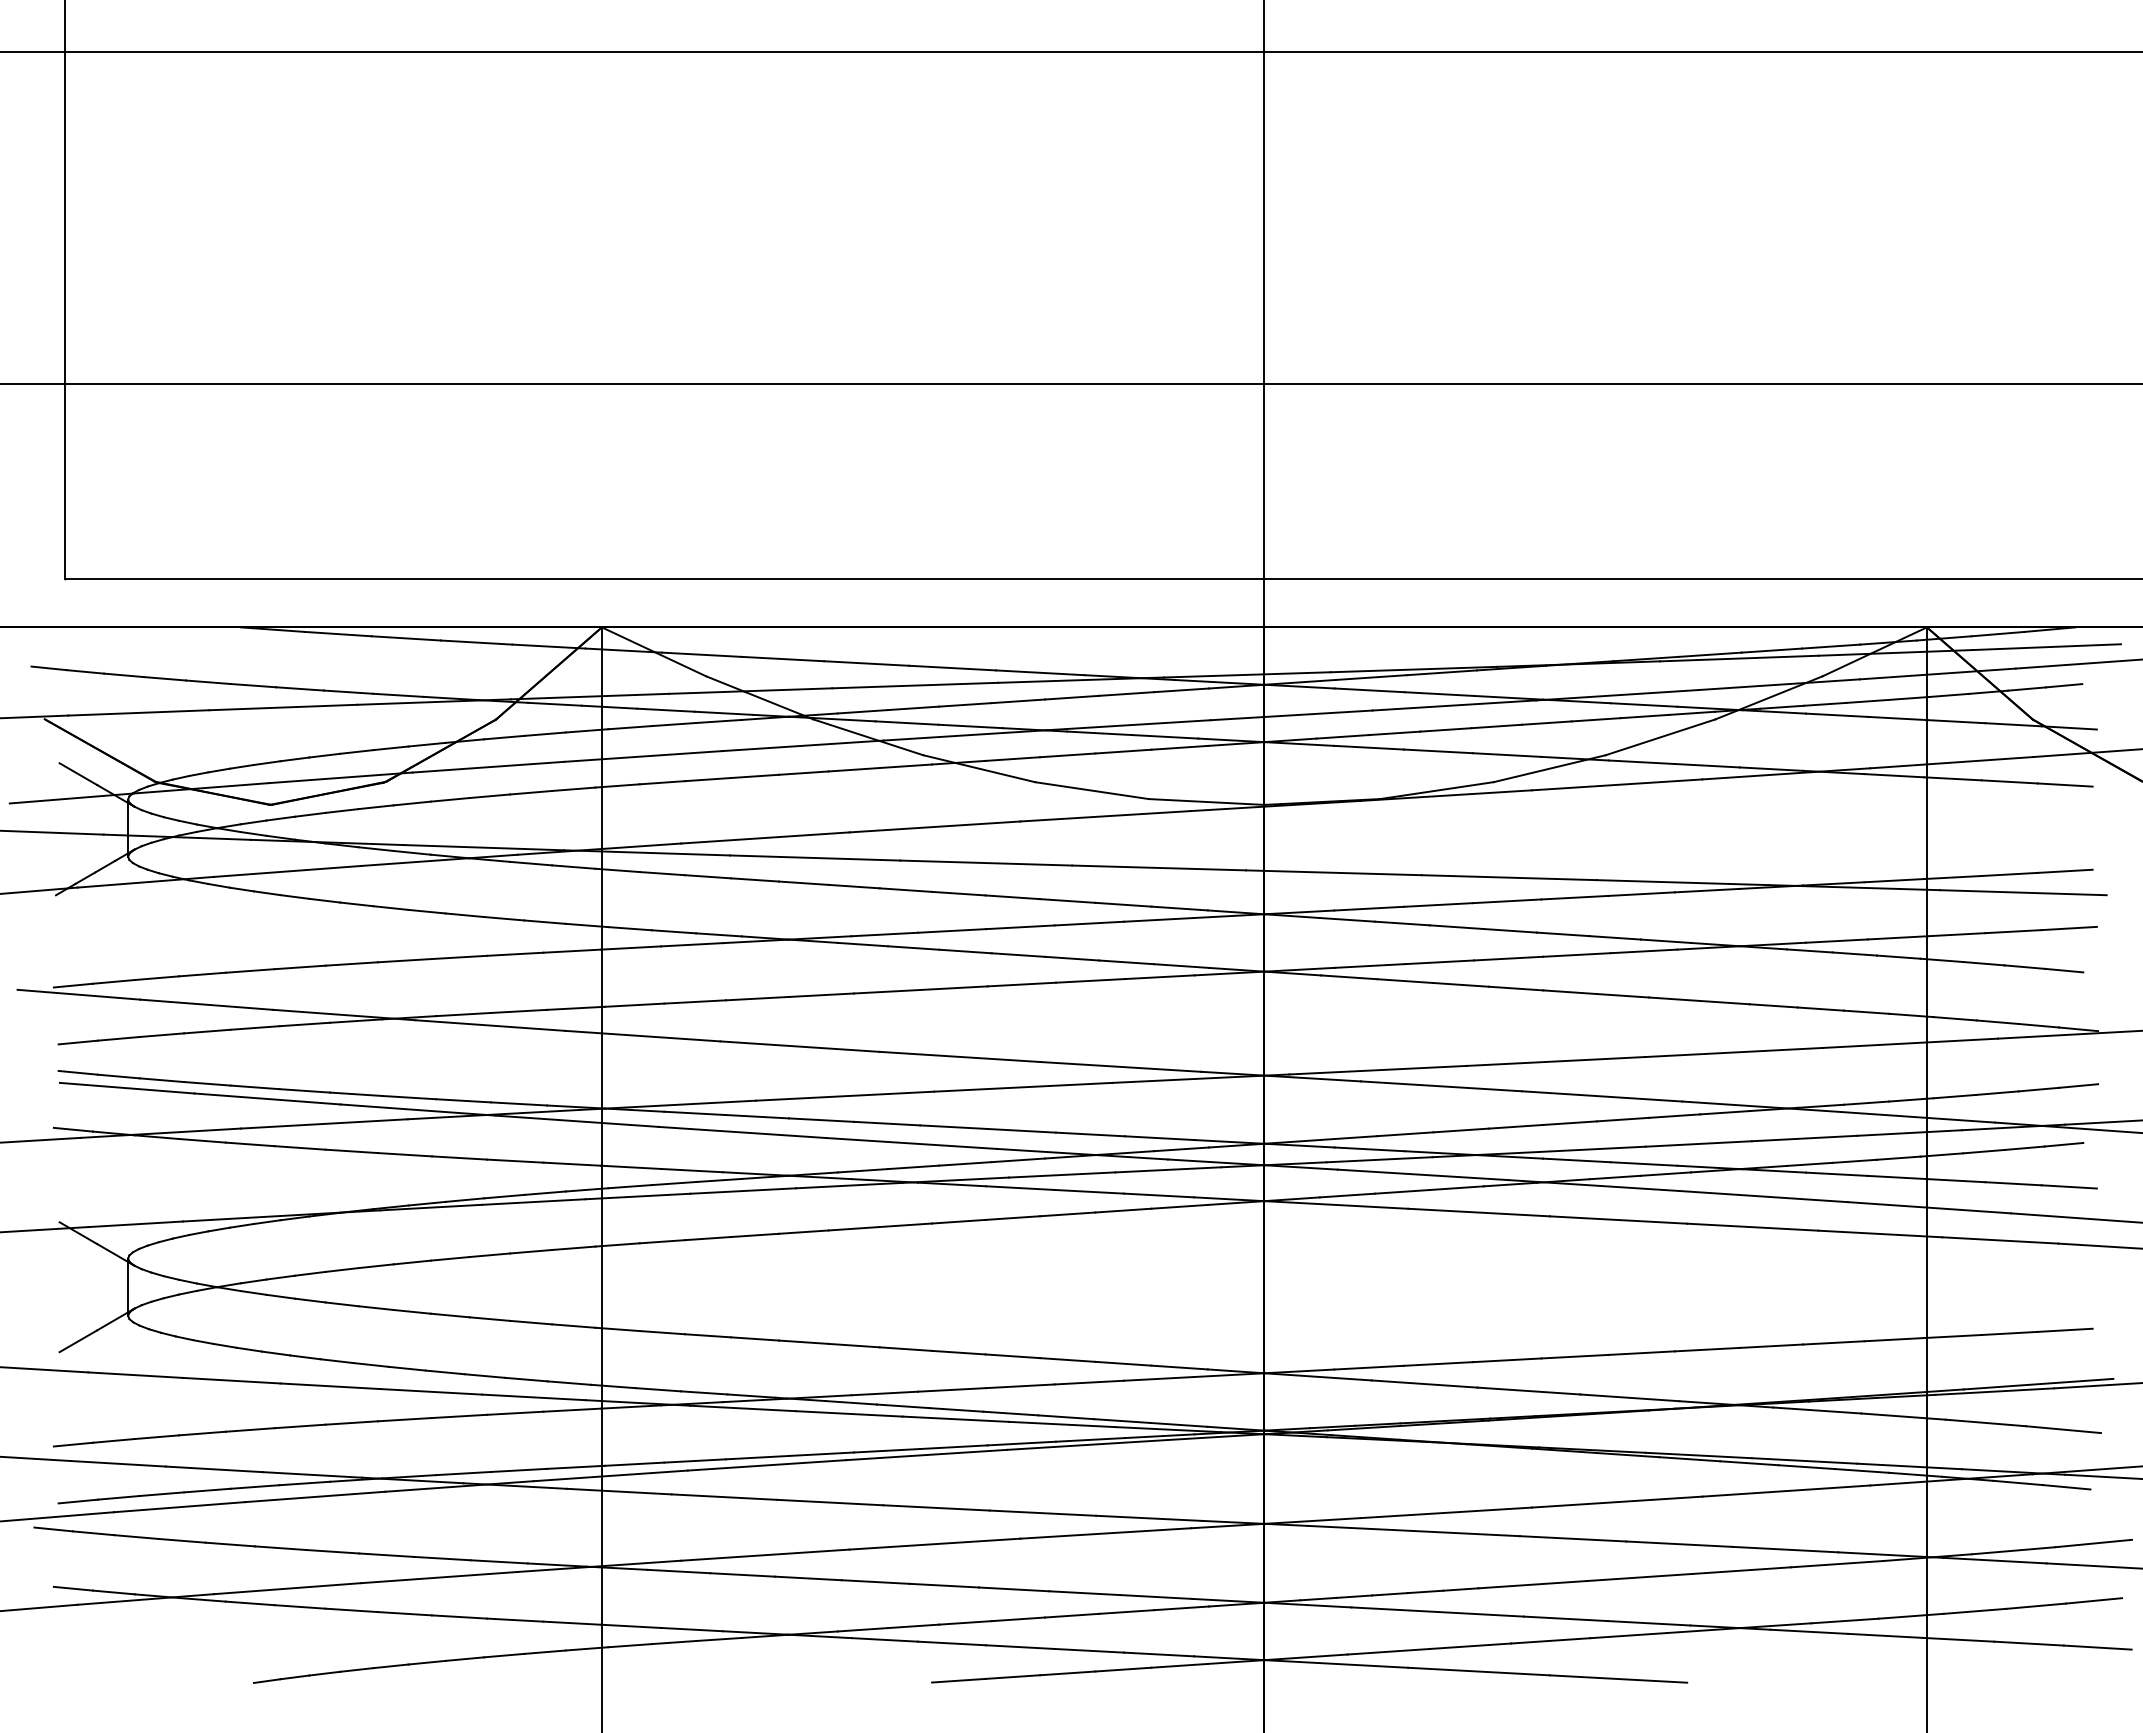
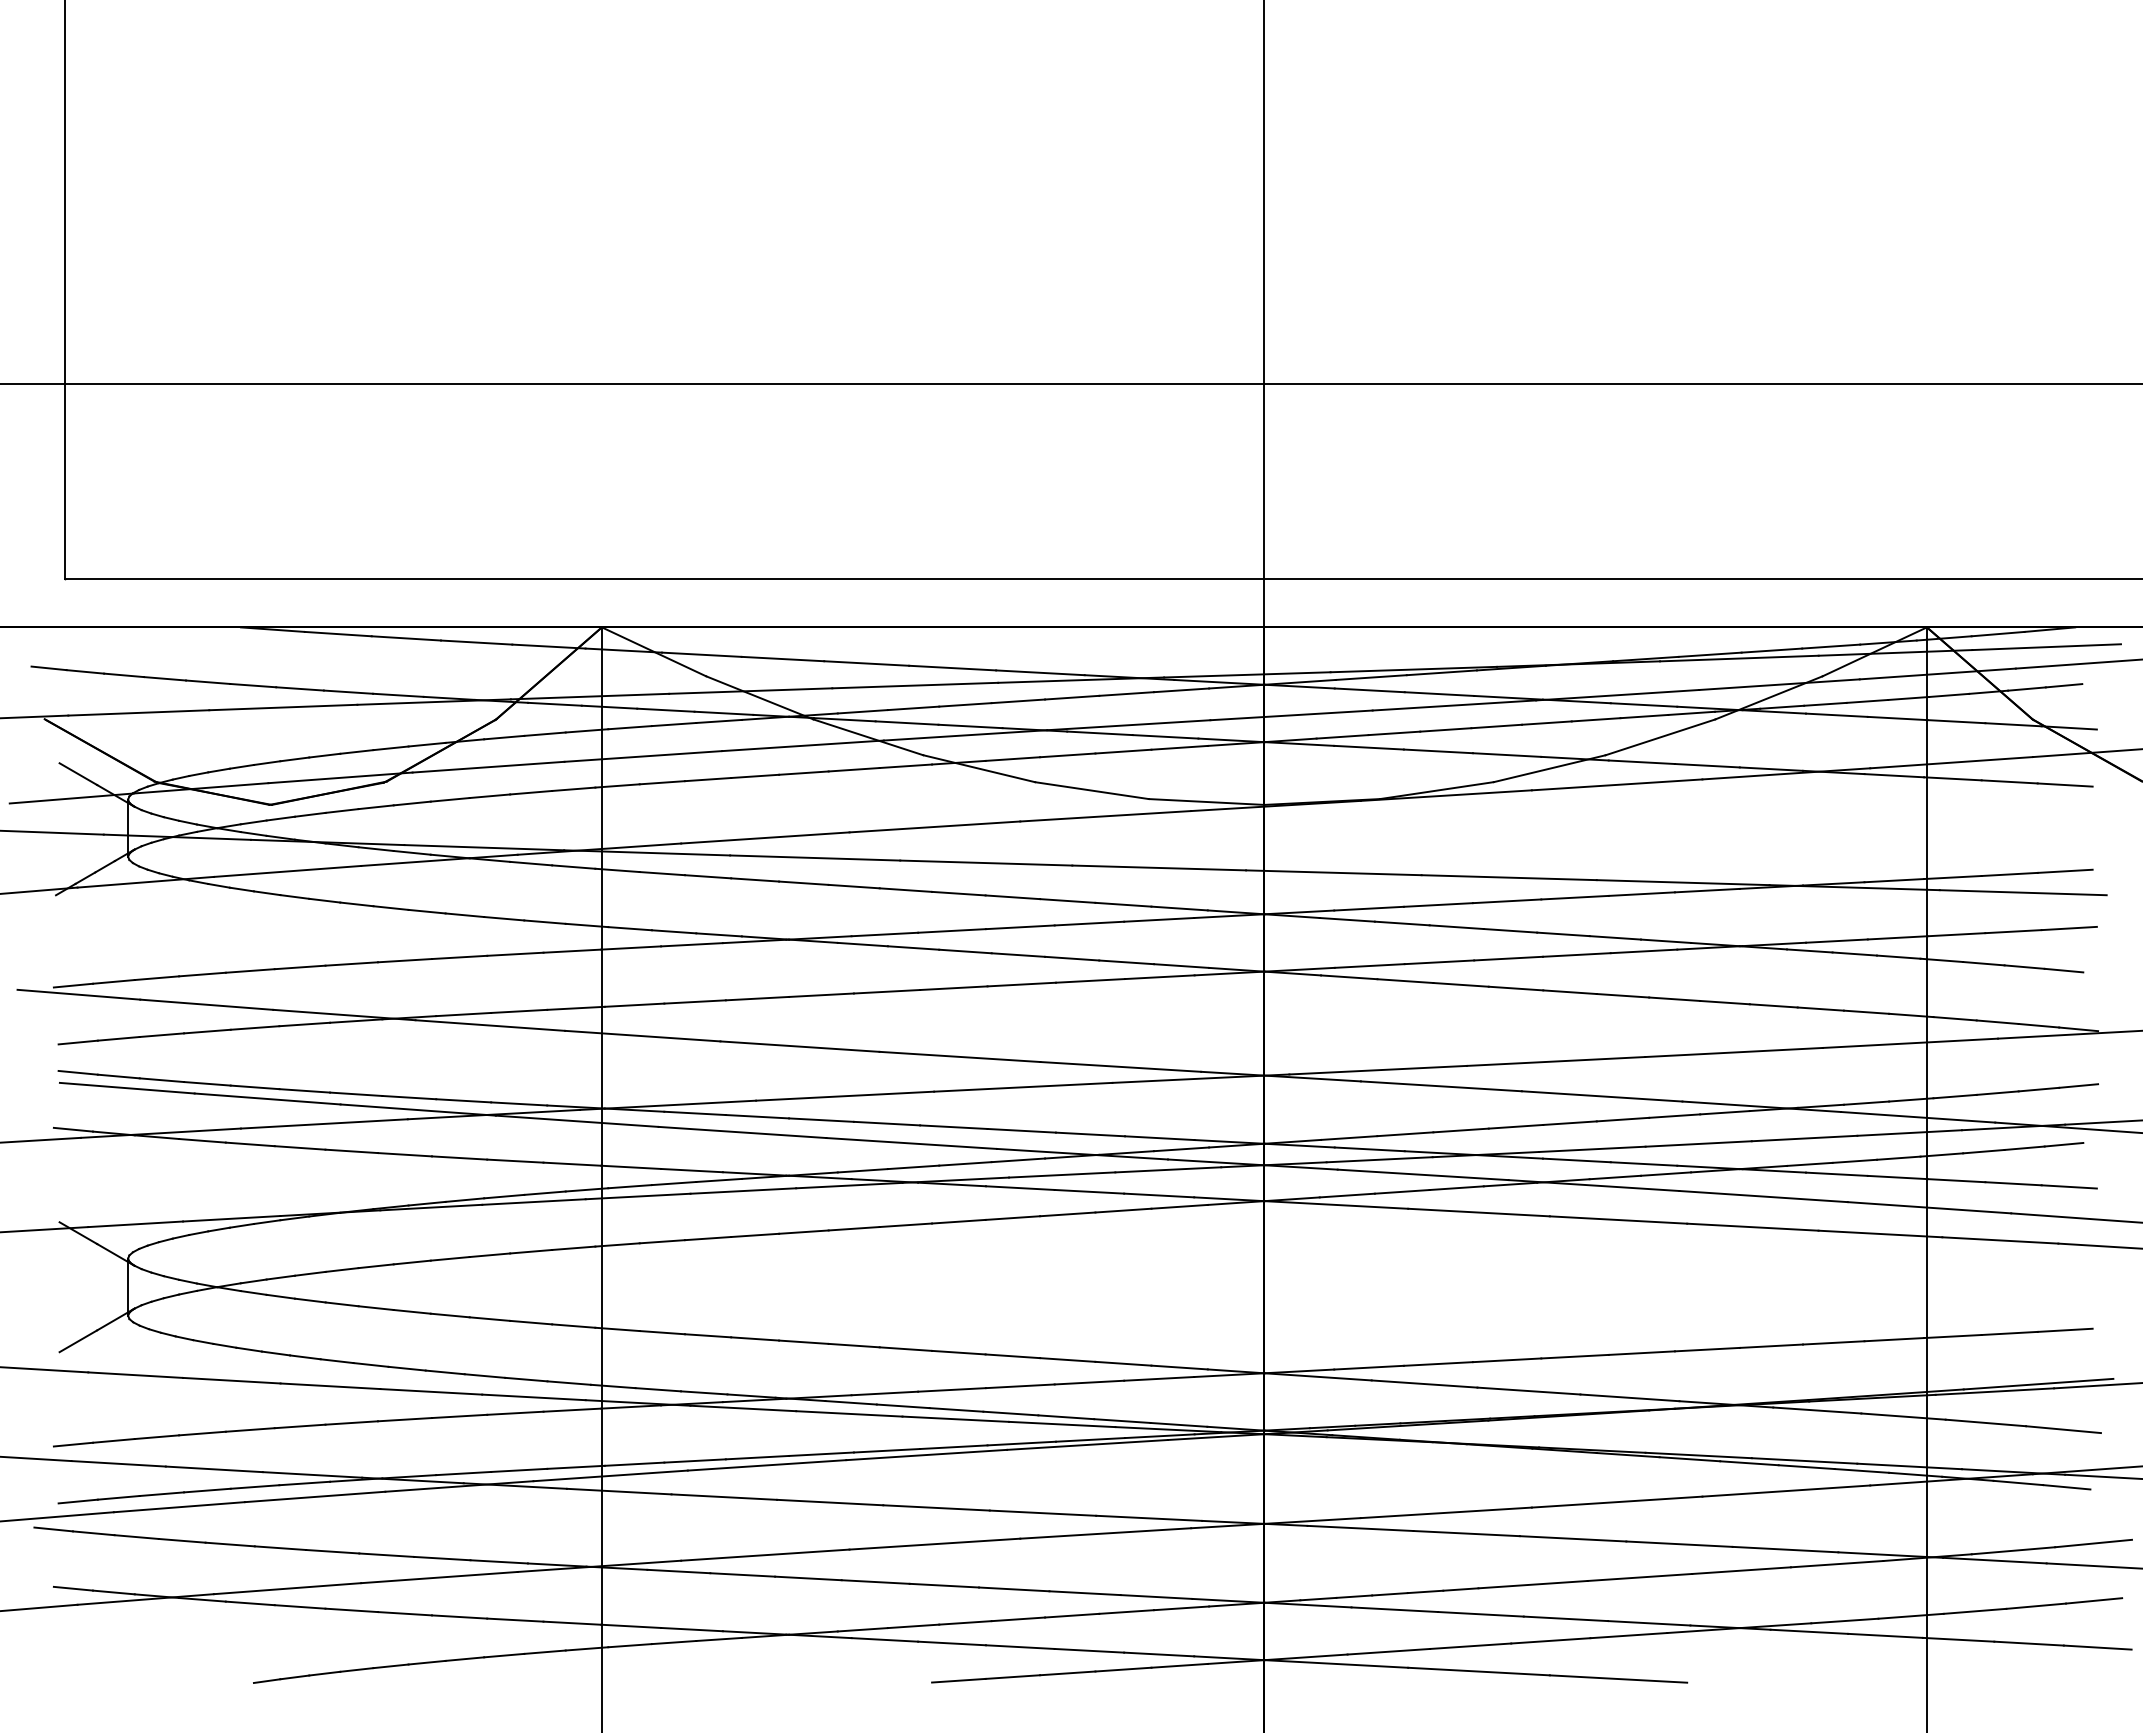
line: present -> none (1070, 51)
